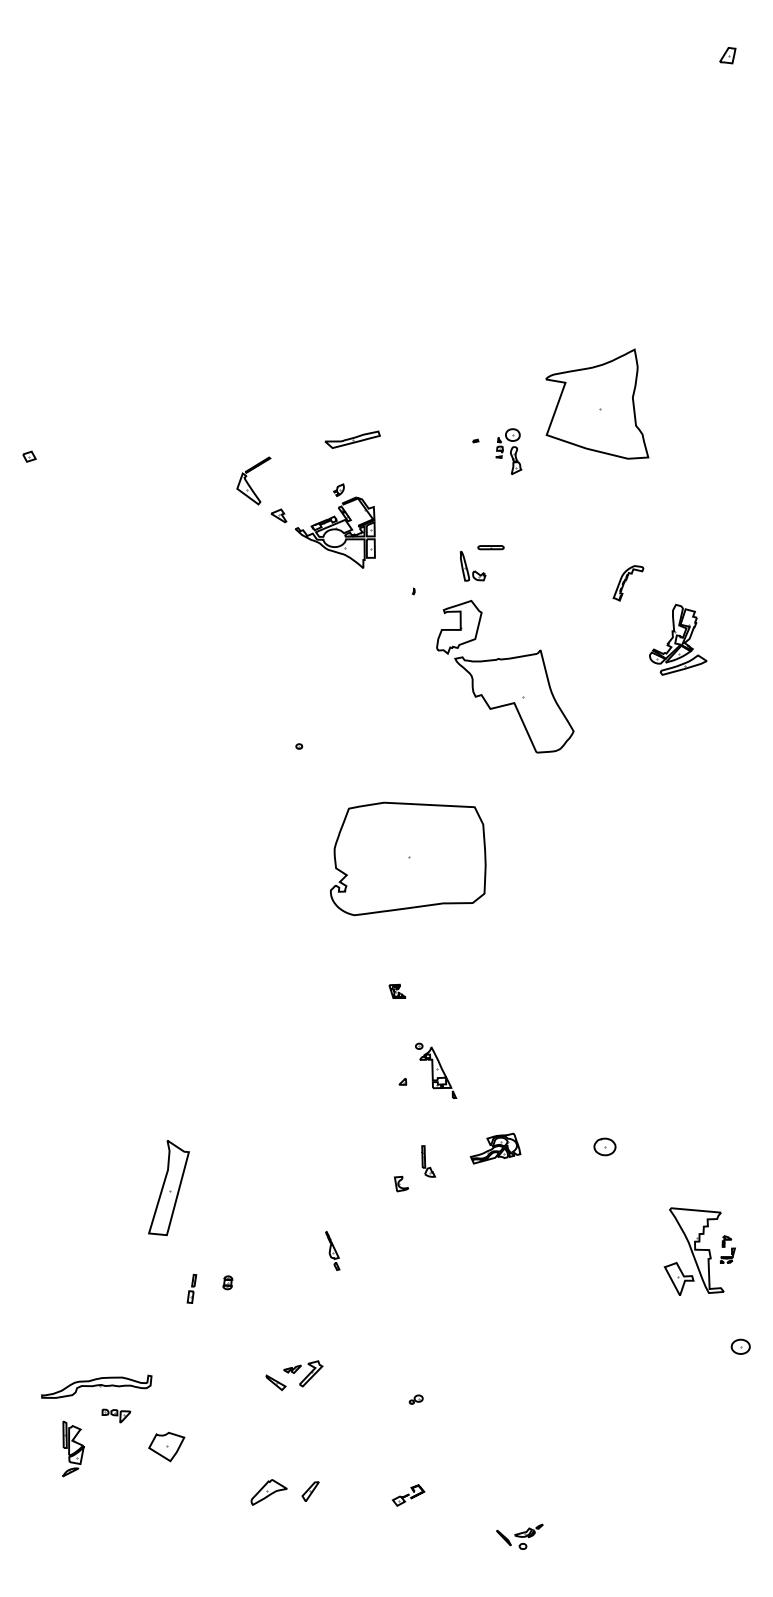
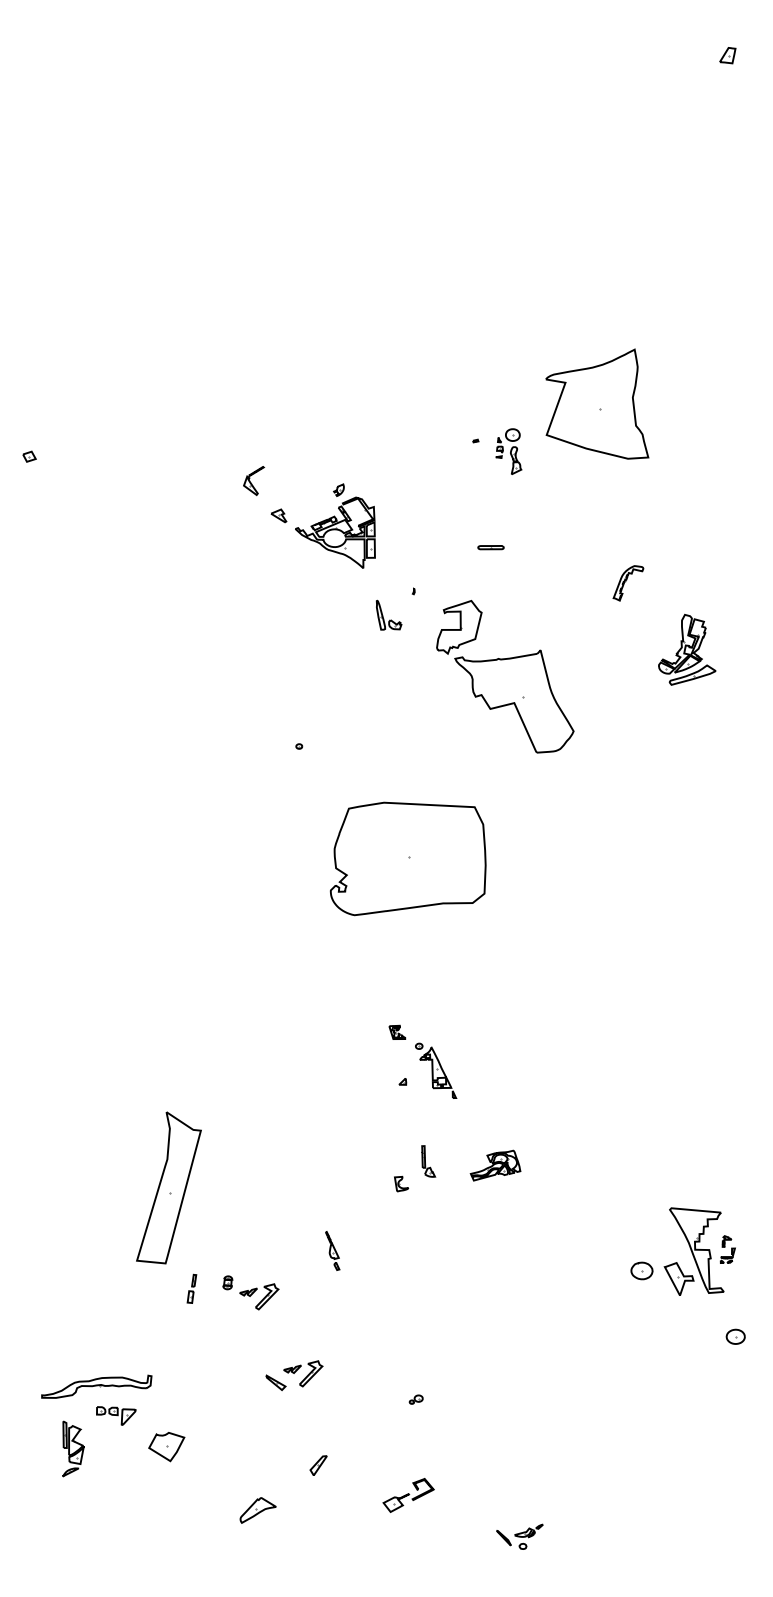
part: present -> none (352, 439)
part size: 36x50 px -> 23x31 px (254, 481)
part position: (472, 565) -> (388, 614) (388, 614)
part position: (678, 639) -> (687, 649) (687, 649)
part position: (397, 990) -> (397, 1031) (397, 1031)
part position: (604, 1146) -> (641, 1270) (641, 1270)
part position: (495, 1148) -> (495, 1165) (495, 1165)
part size: 42x96 px -> 66x154 px (168, 1187)
part: none -> present (259, 1296)
part position: (740, 1346) -> (735, 1336) (735, 1336)
part size: 31x16 px -> 41x20 px (116, 1415)
part position: (310, 1491) -> (318, 1465) (318, 1465)
part position: (268, 1492) -> (257, 1510) (257, 1510)
part size: 35x23 px -> 53x35 px (408, 1495)
